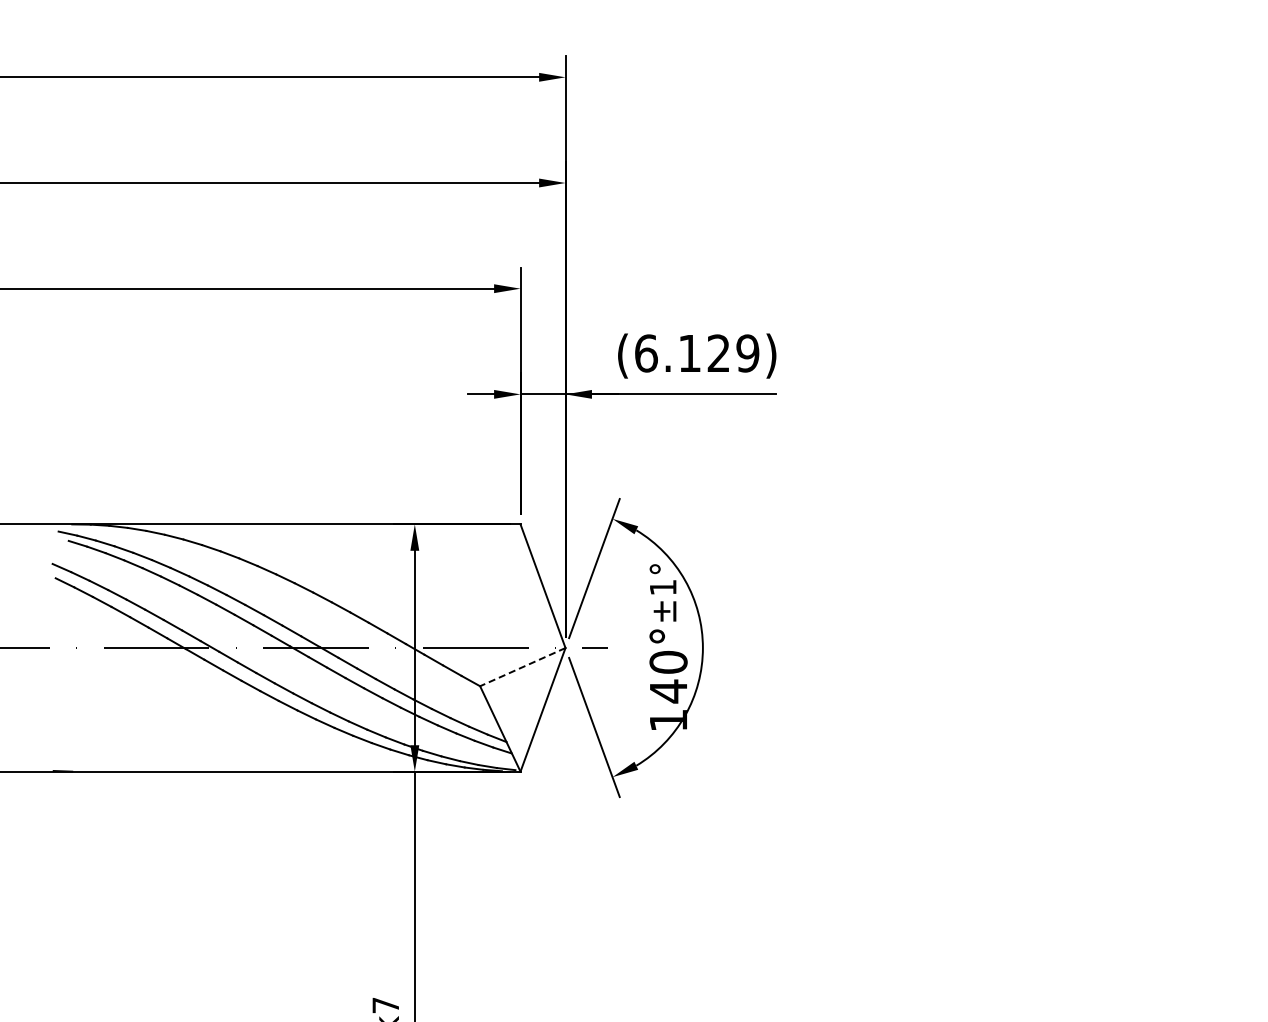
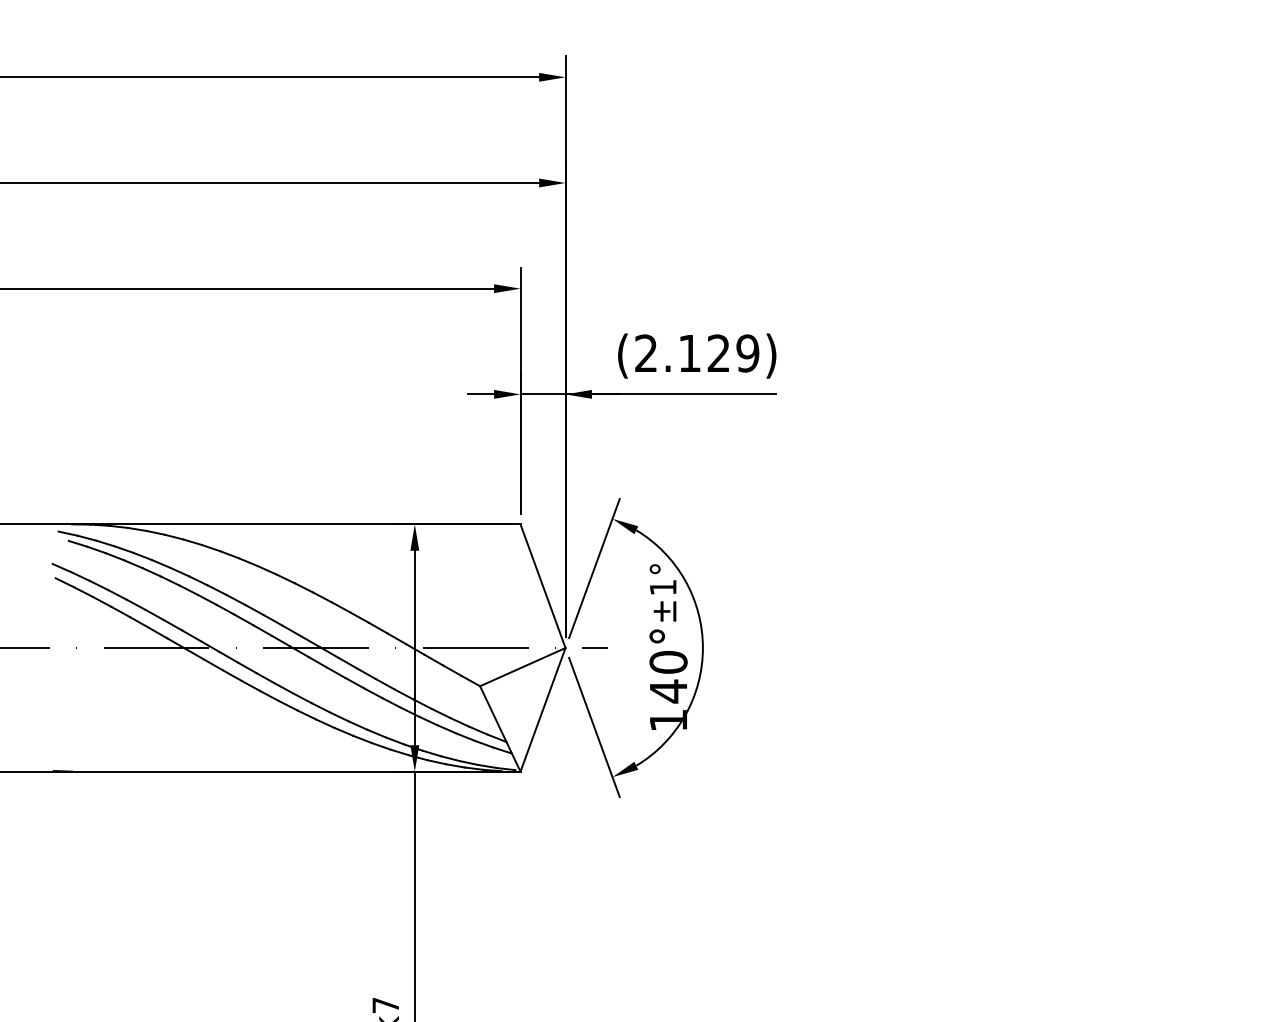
text: (6.129) -> (2.129) (646, 353)
line: dashed -> solid (522, 667)
